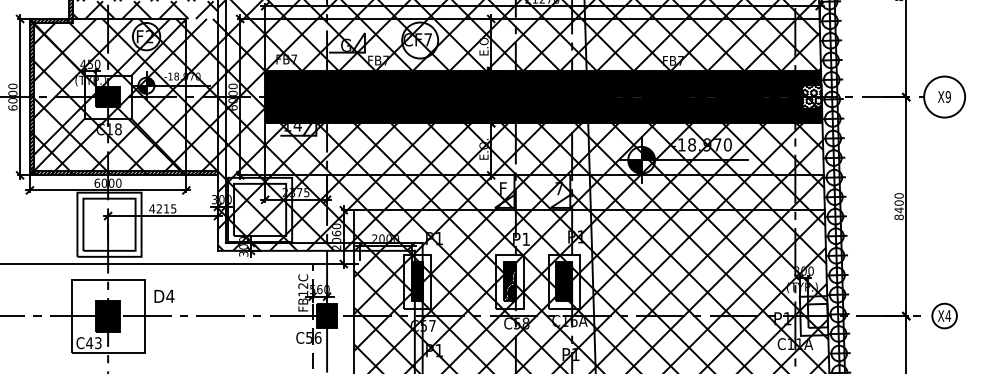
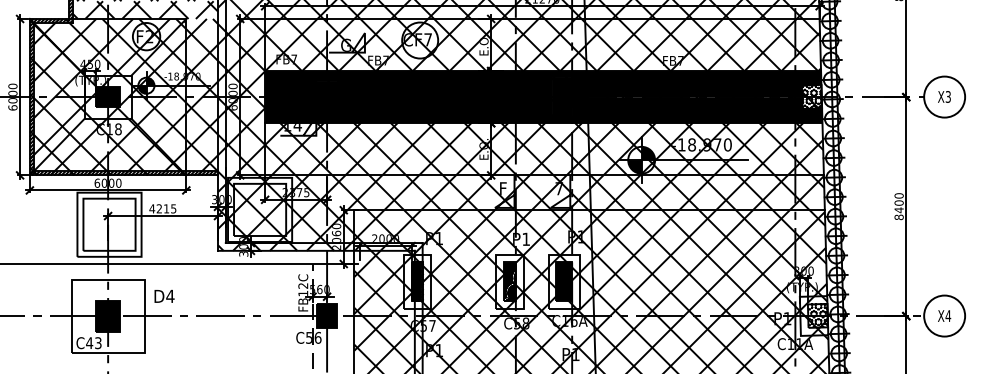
text: X9 -> X3 (947, 96)
hatch: none -> present (818, 315)
circle diameter: 25 px -> 41 px (944, 315)
